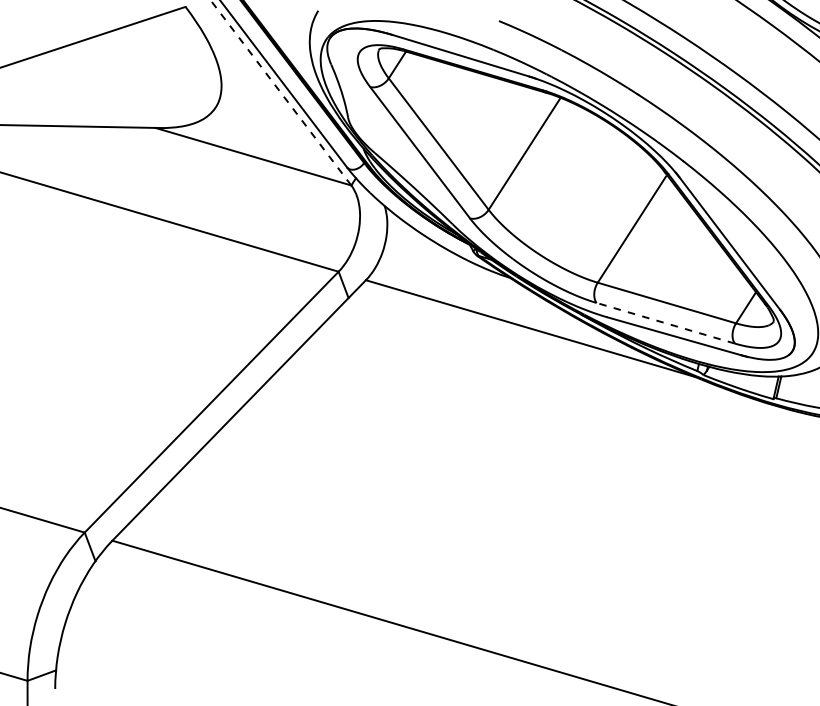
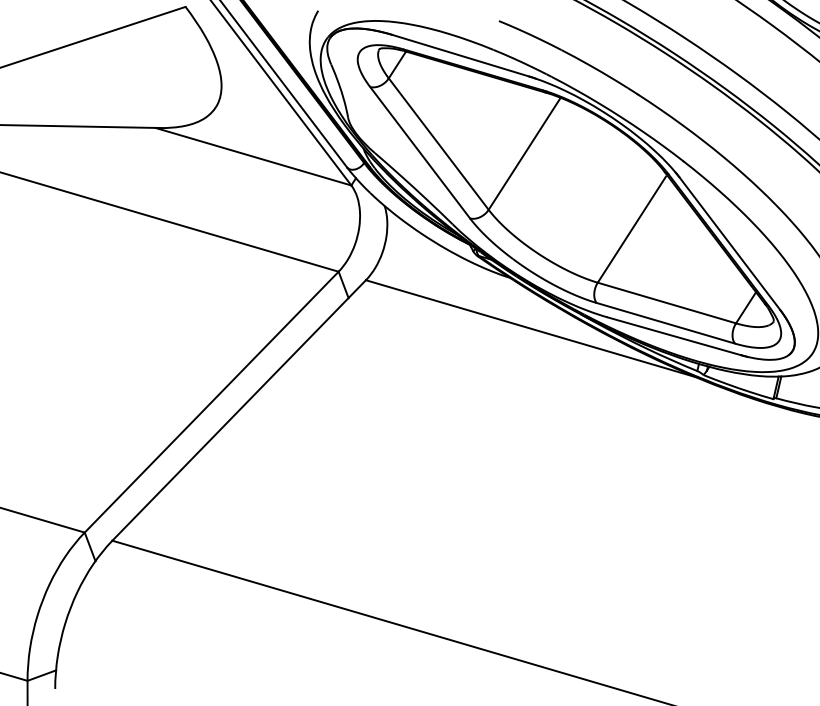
line: dashed -> solid (280, 92)
line: dashed -> solid (665, 323)
